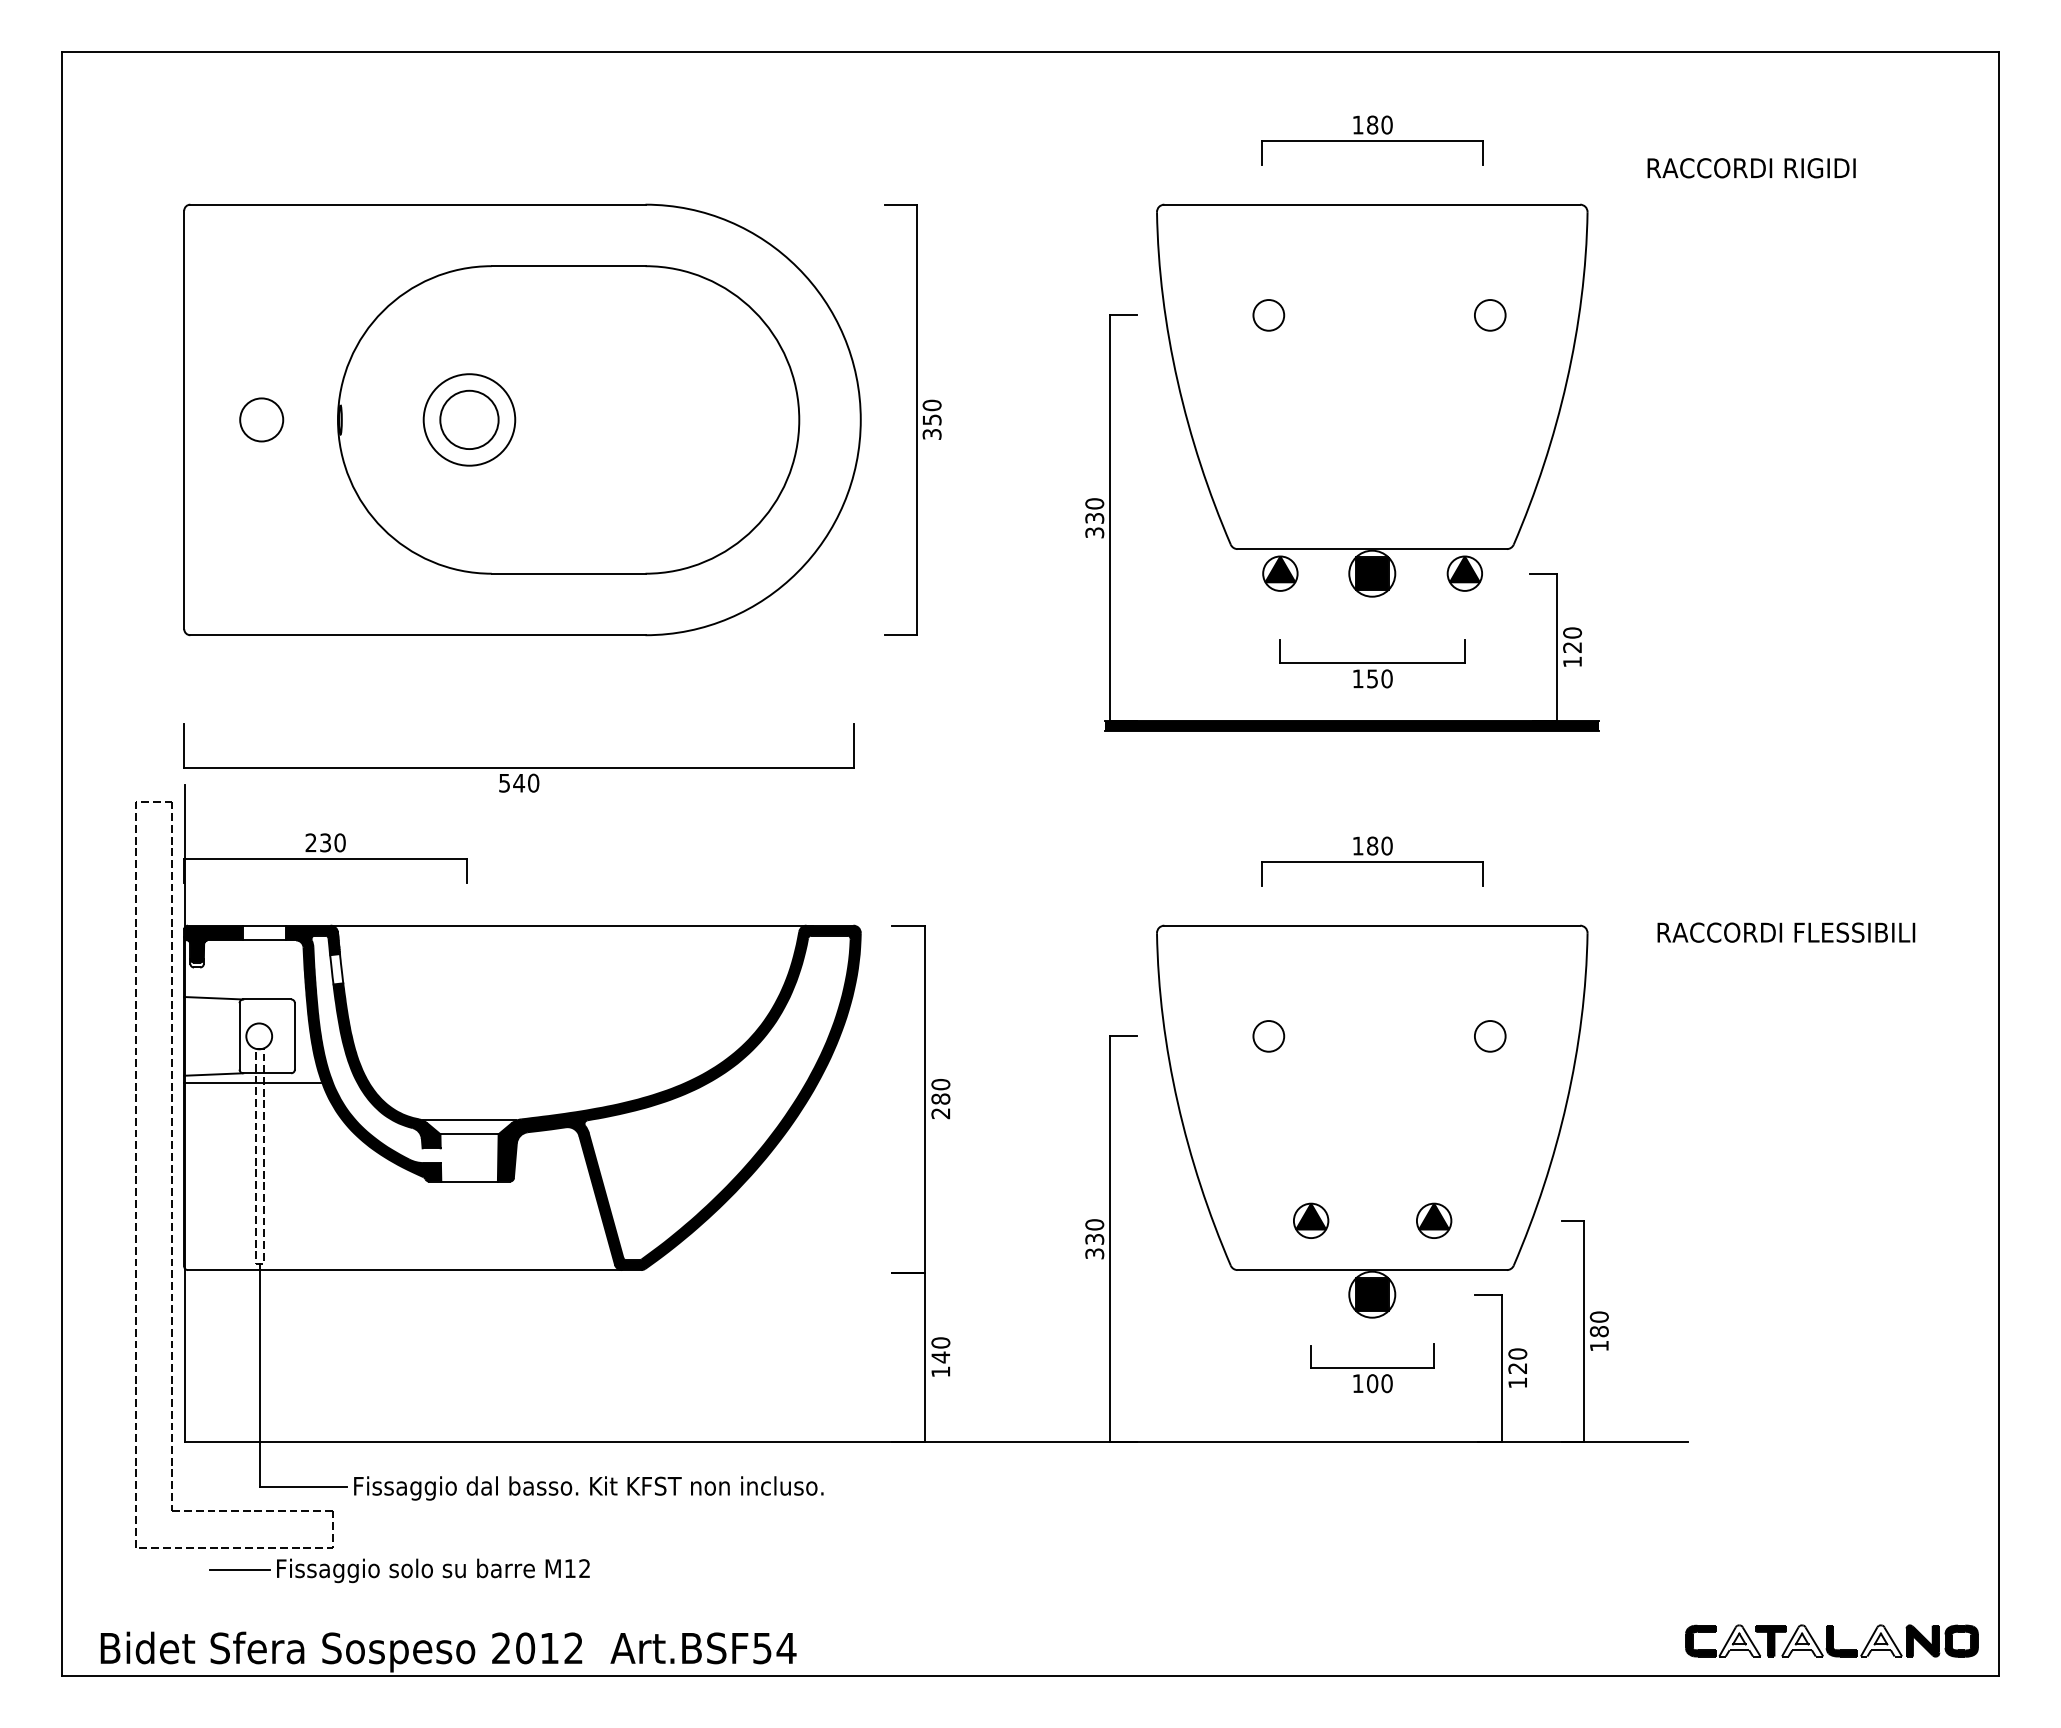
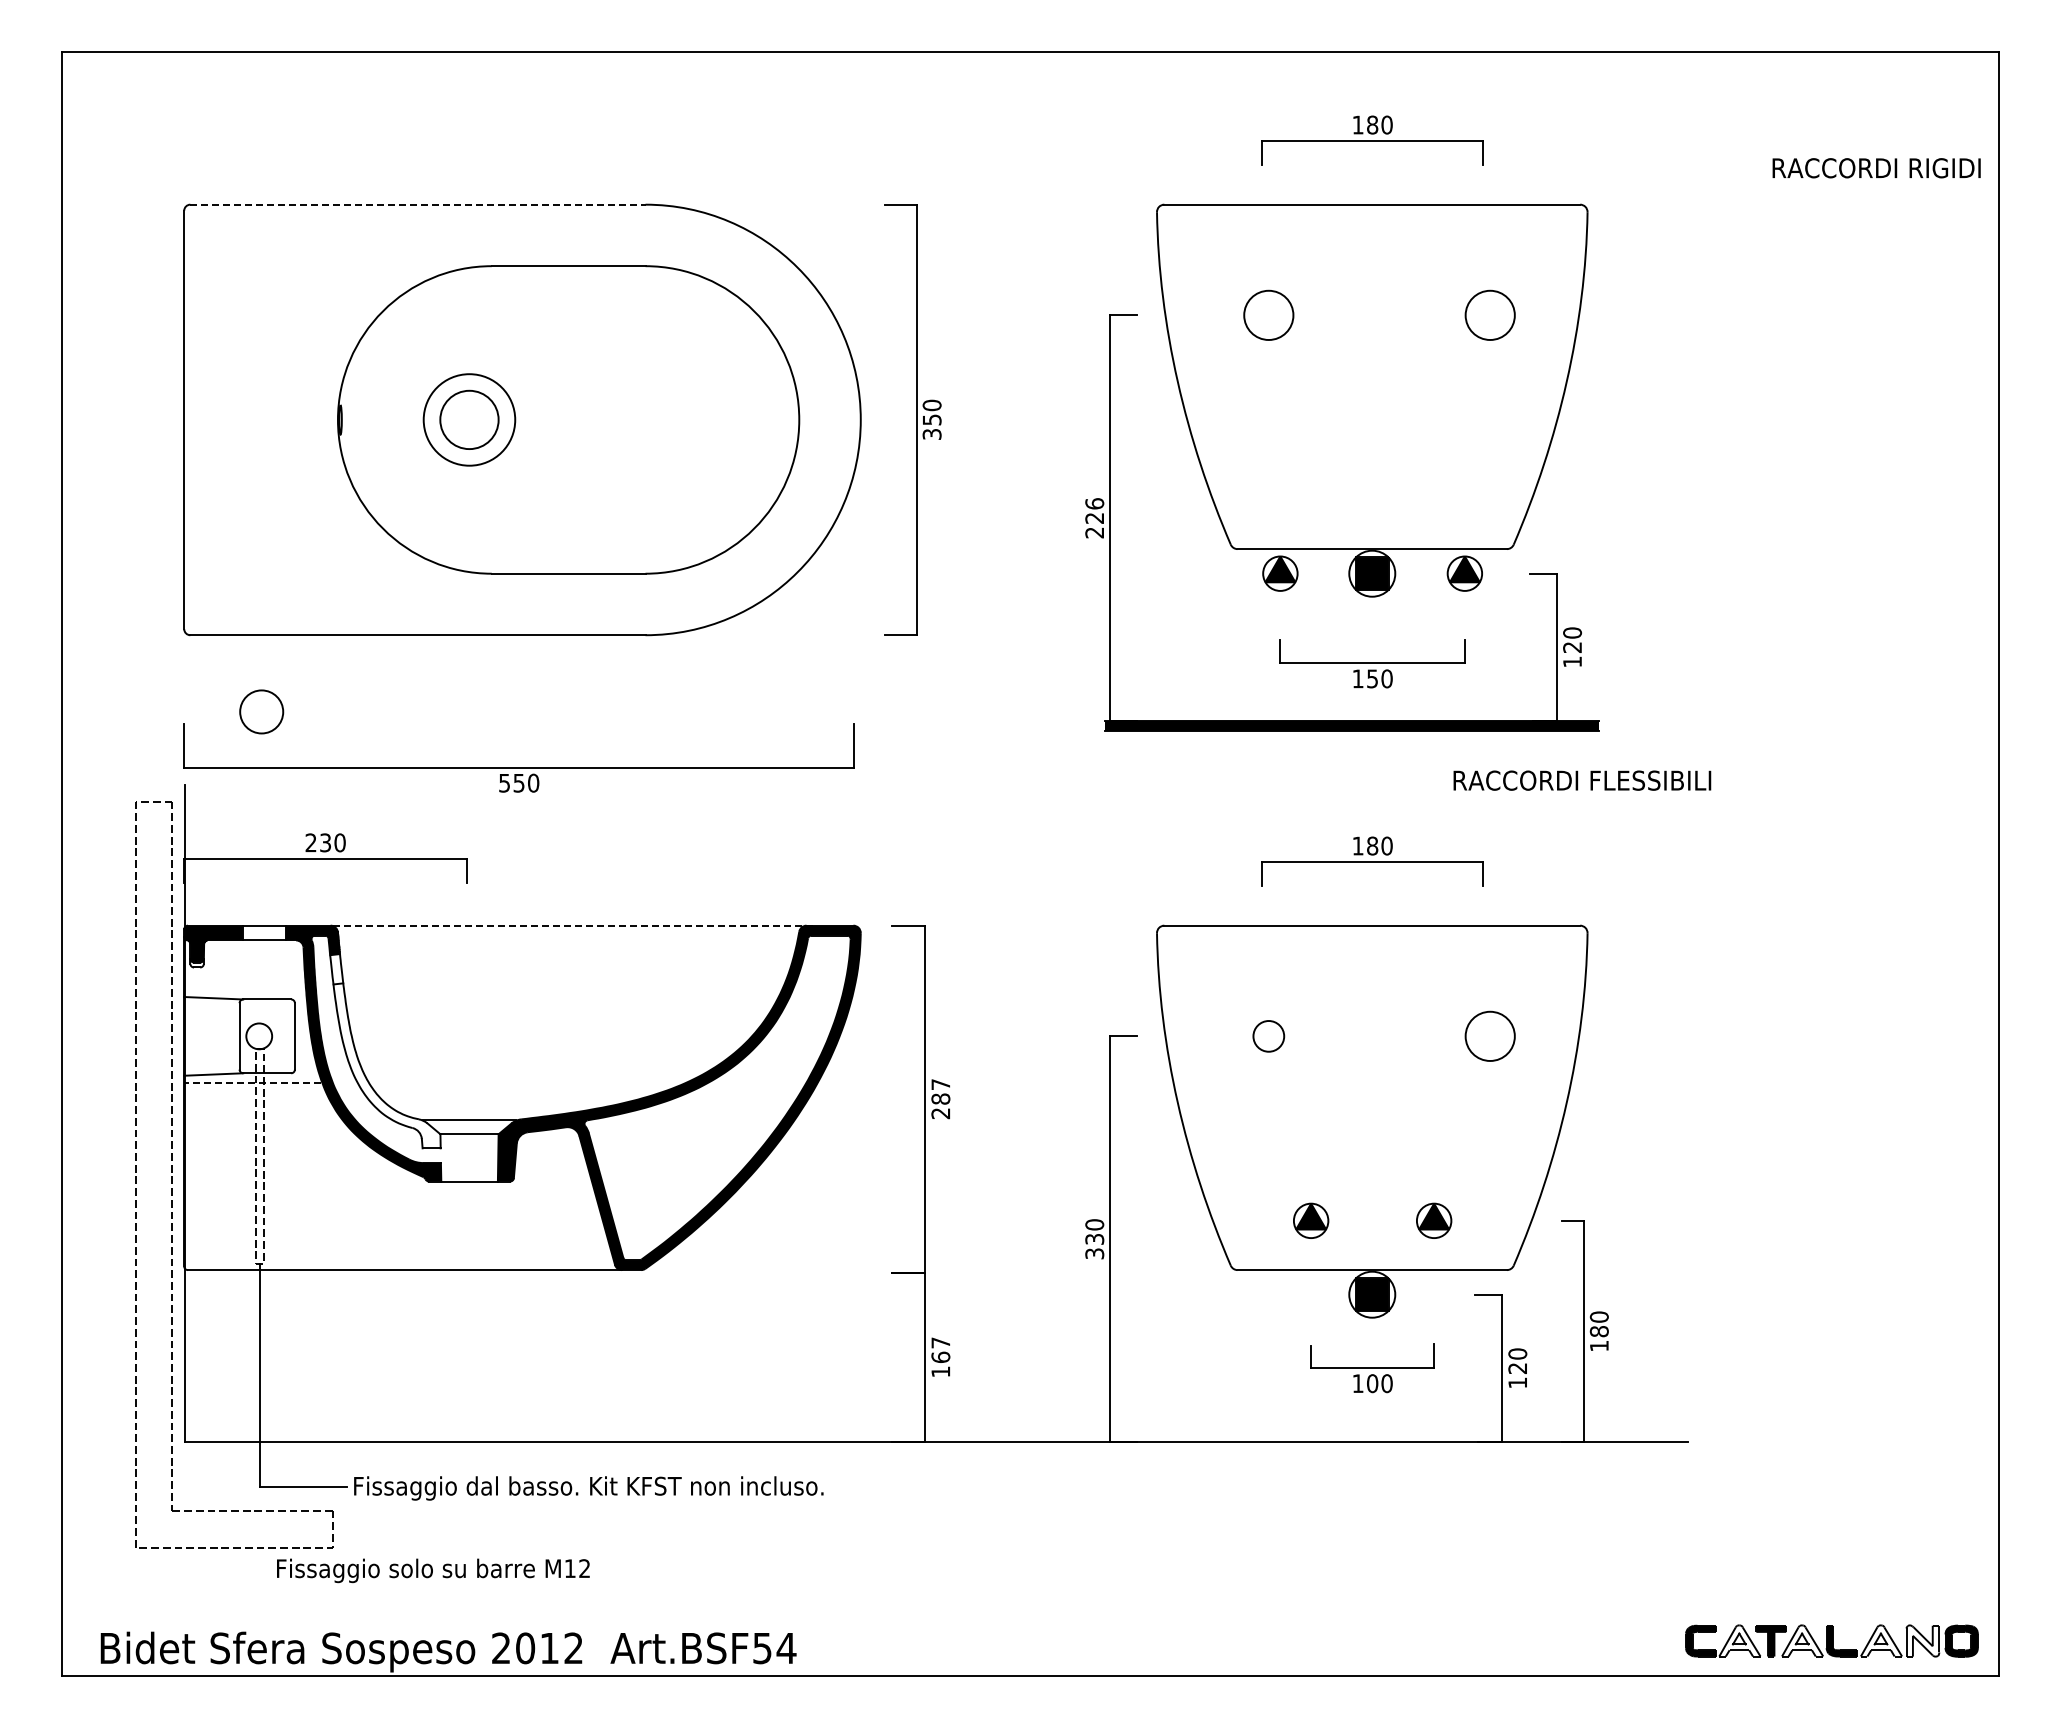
text position: (1751, 168) -> (1876, 168) (1876, 168)
line: solid -> dashed (417, 204)
circle diameter: 31 px -> 49 px (1268, 314)
circle diameter: 31 px -> 49 px (1489, 314)
circle position: (261, 419) -> (261, 711) (261, 711)
text: 330 -> 226 (1094, 518)
text: 540 -> 550 (519, 783)
line: solid -> dashed (571, 925)
text position: (1786, 932) -> (1582, 780) (1582, 780)
circle diameter: 31 px -> 49 px (1489, 1035)
fill: present -> none (386, 1065)
line: solid -> dashed (252, 1083)
text: 280 -> 287 (940, 1084)
text: 140 -> 167 (940, 1350)
line: present -> none (239, 1569)
fill: present -> none (1922, 1640)
